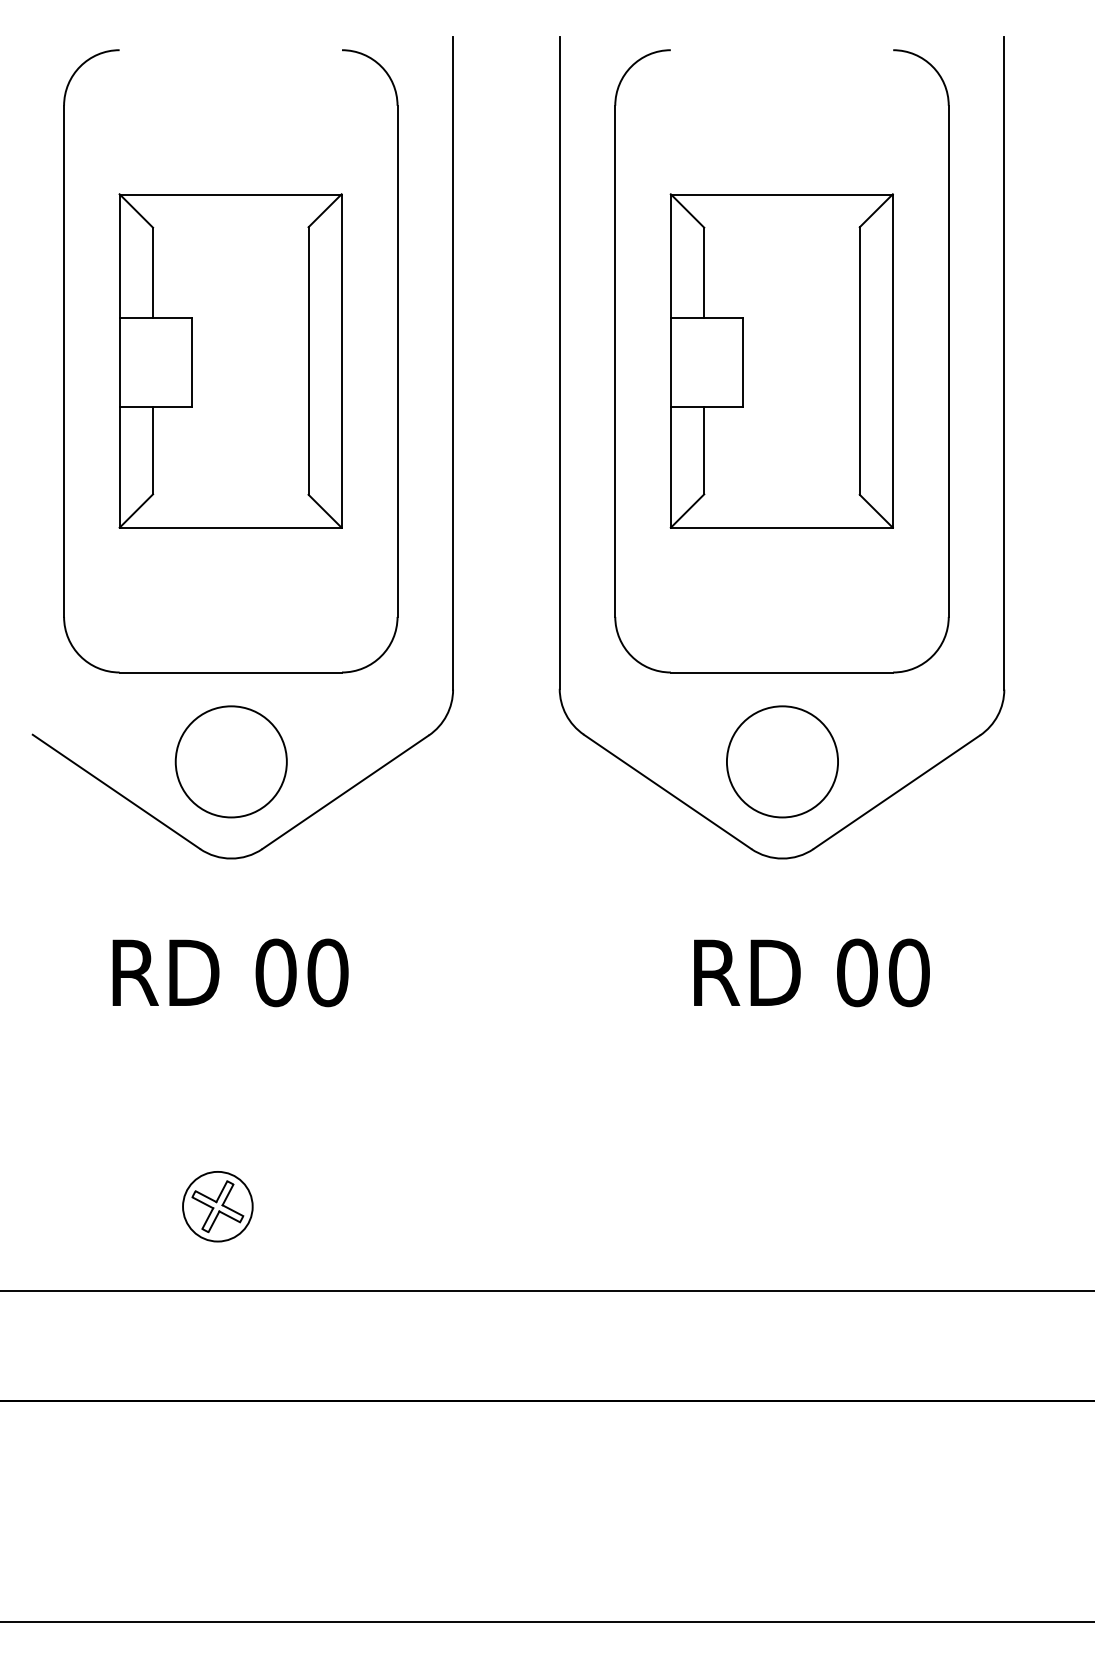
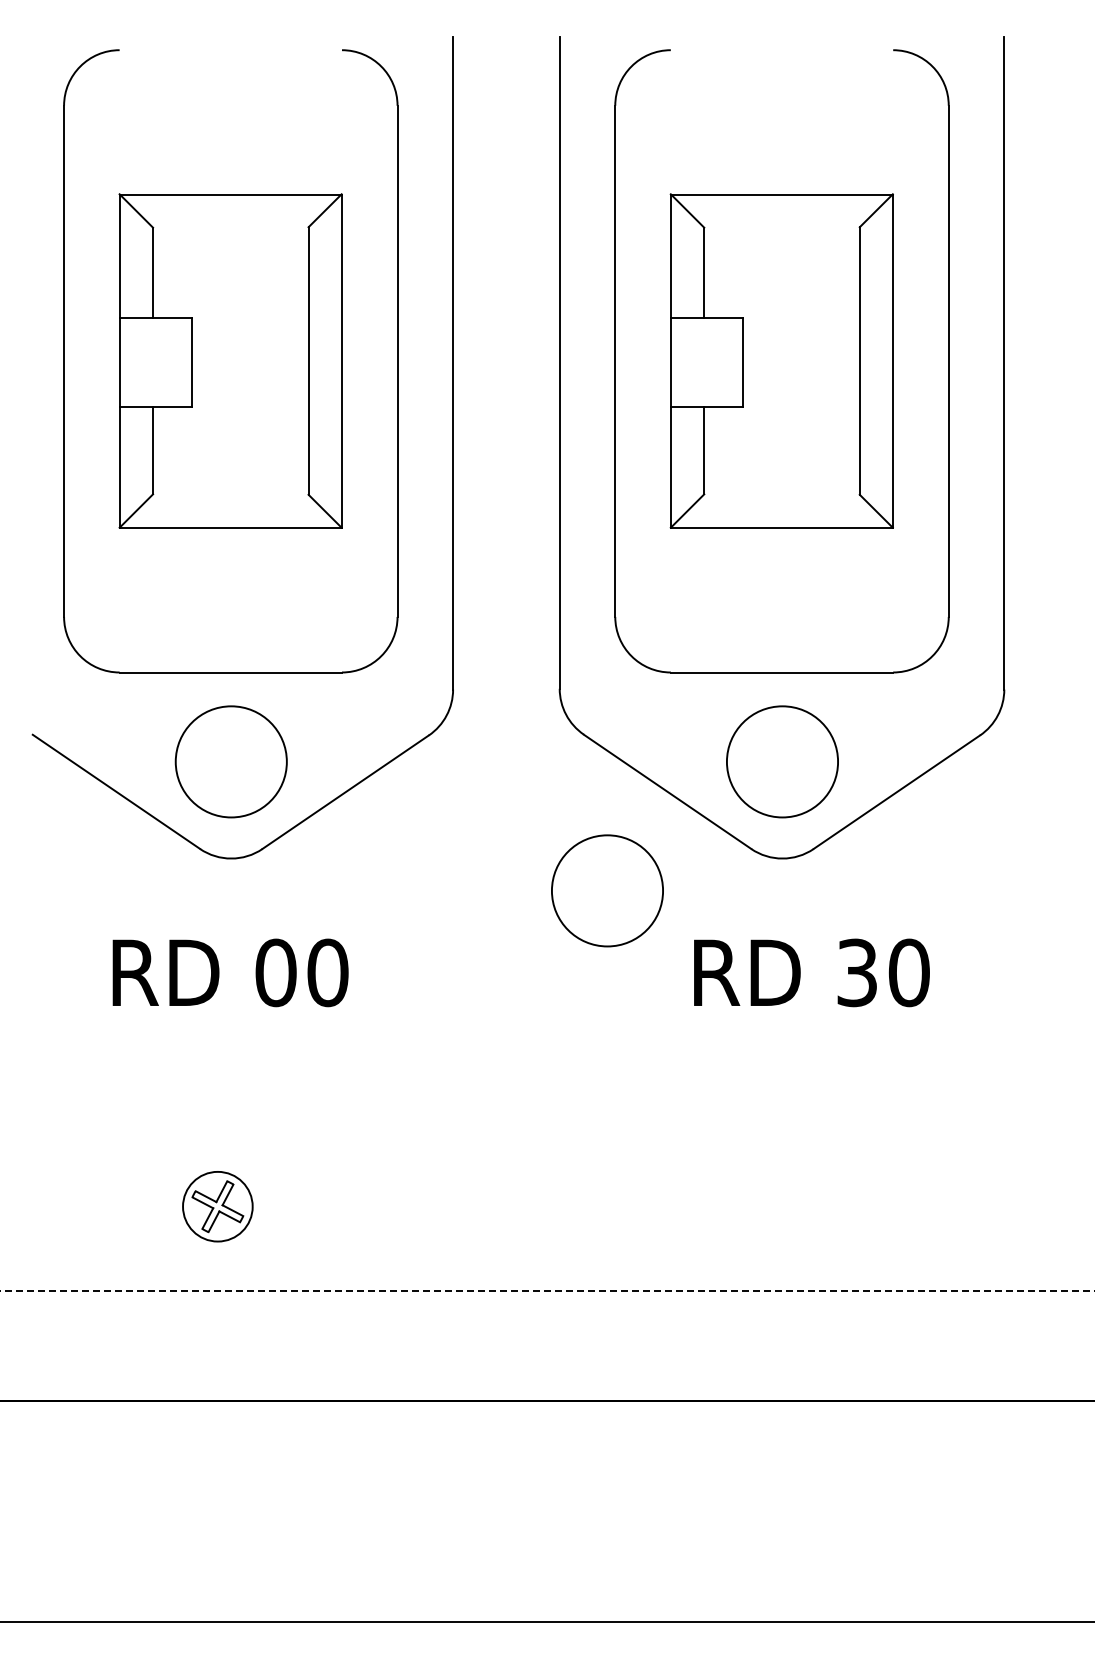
circle: none -> present (607, 890)
text: 00 -> 30 (857, 972)
line: solid -> dashed (547, 1291)
